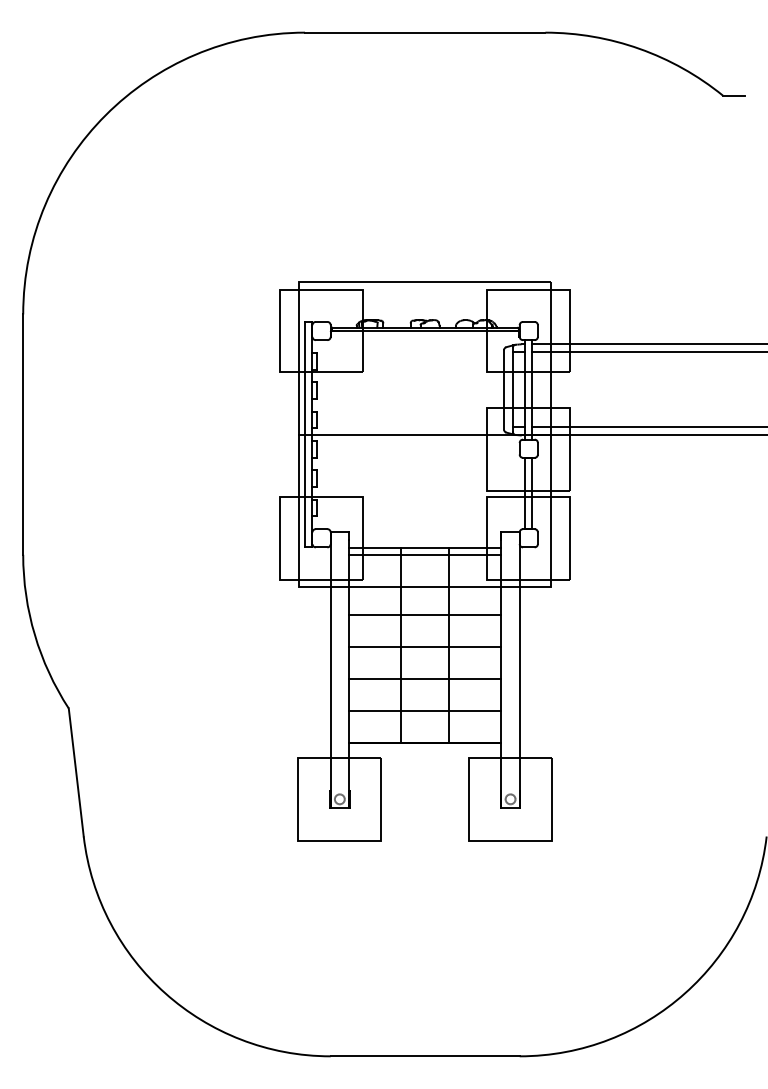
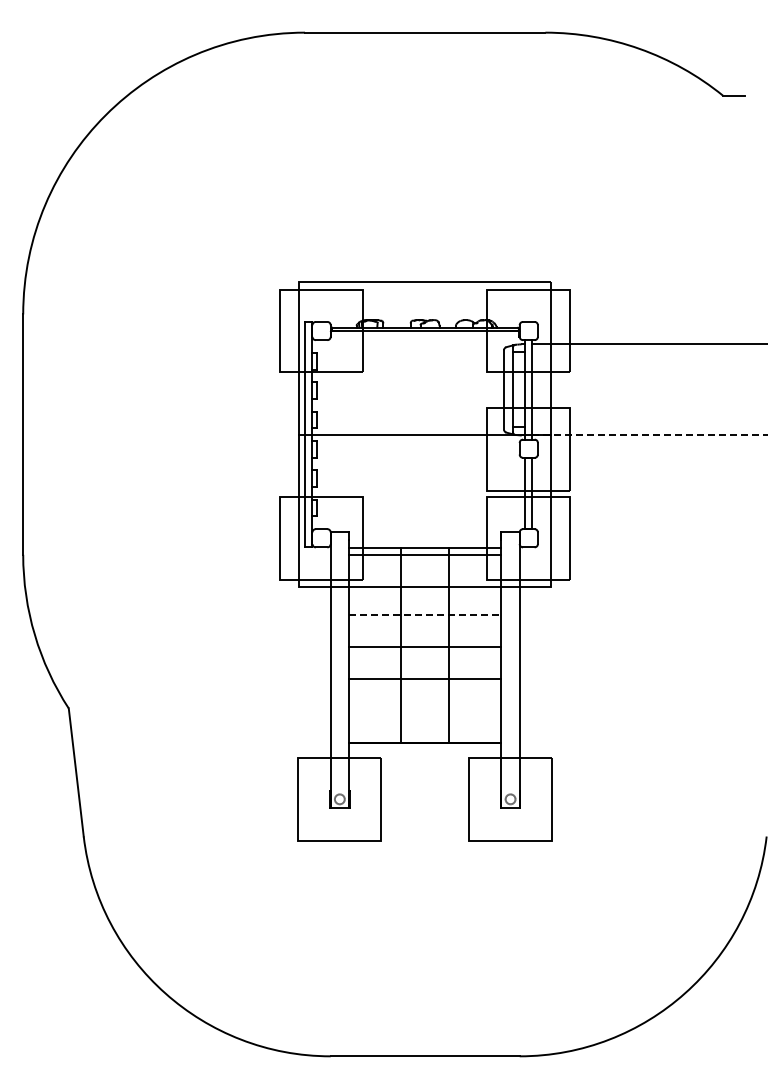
line: present -> none (648, 352)
line: present -> none (648, 427)
line: solid -> dashed (649, 435)
line: solid -> dashed (425, 615)
line: present -> none (424, 711)
